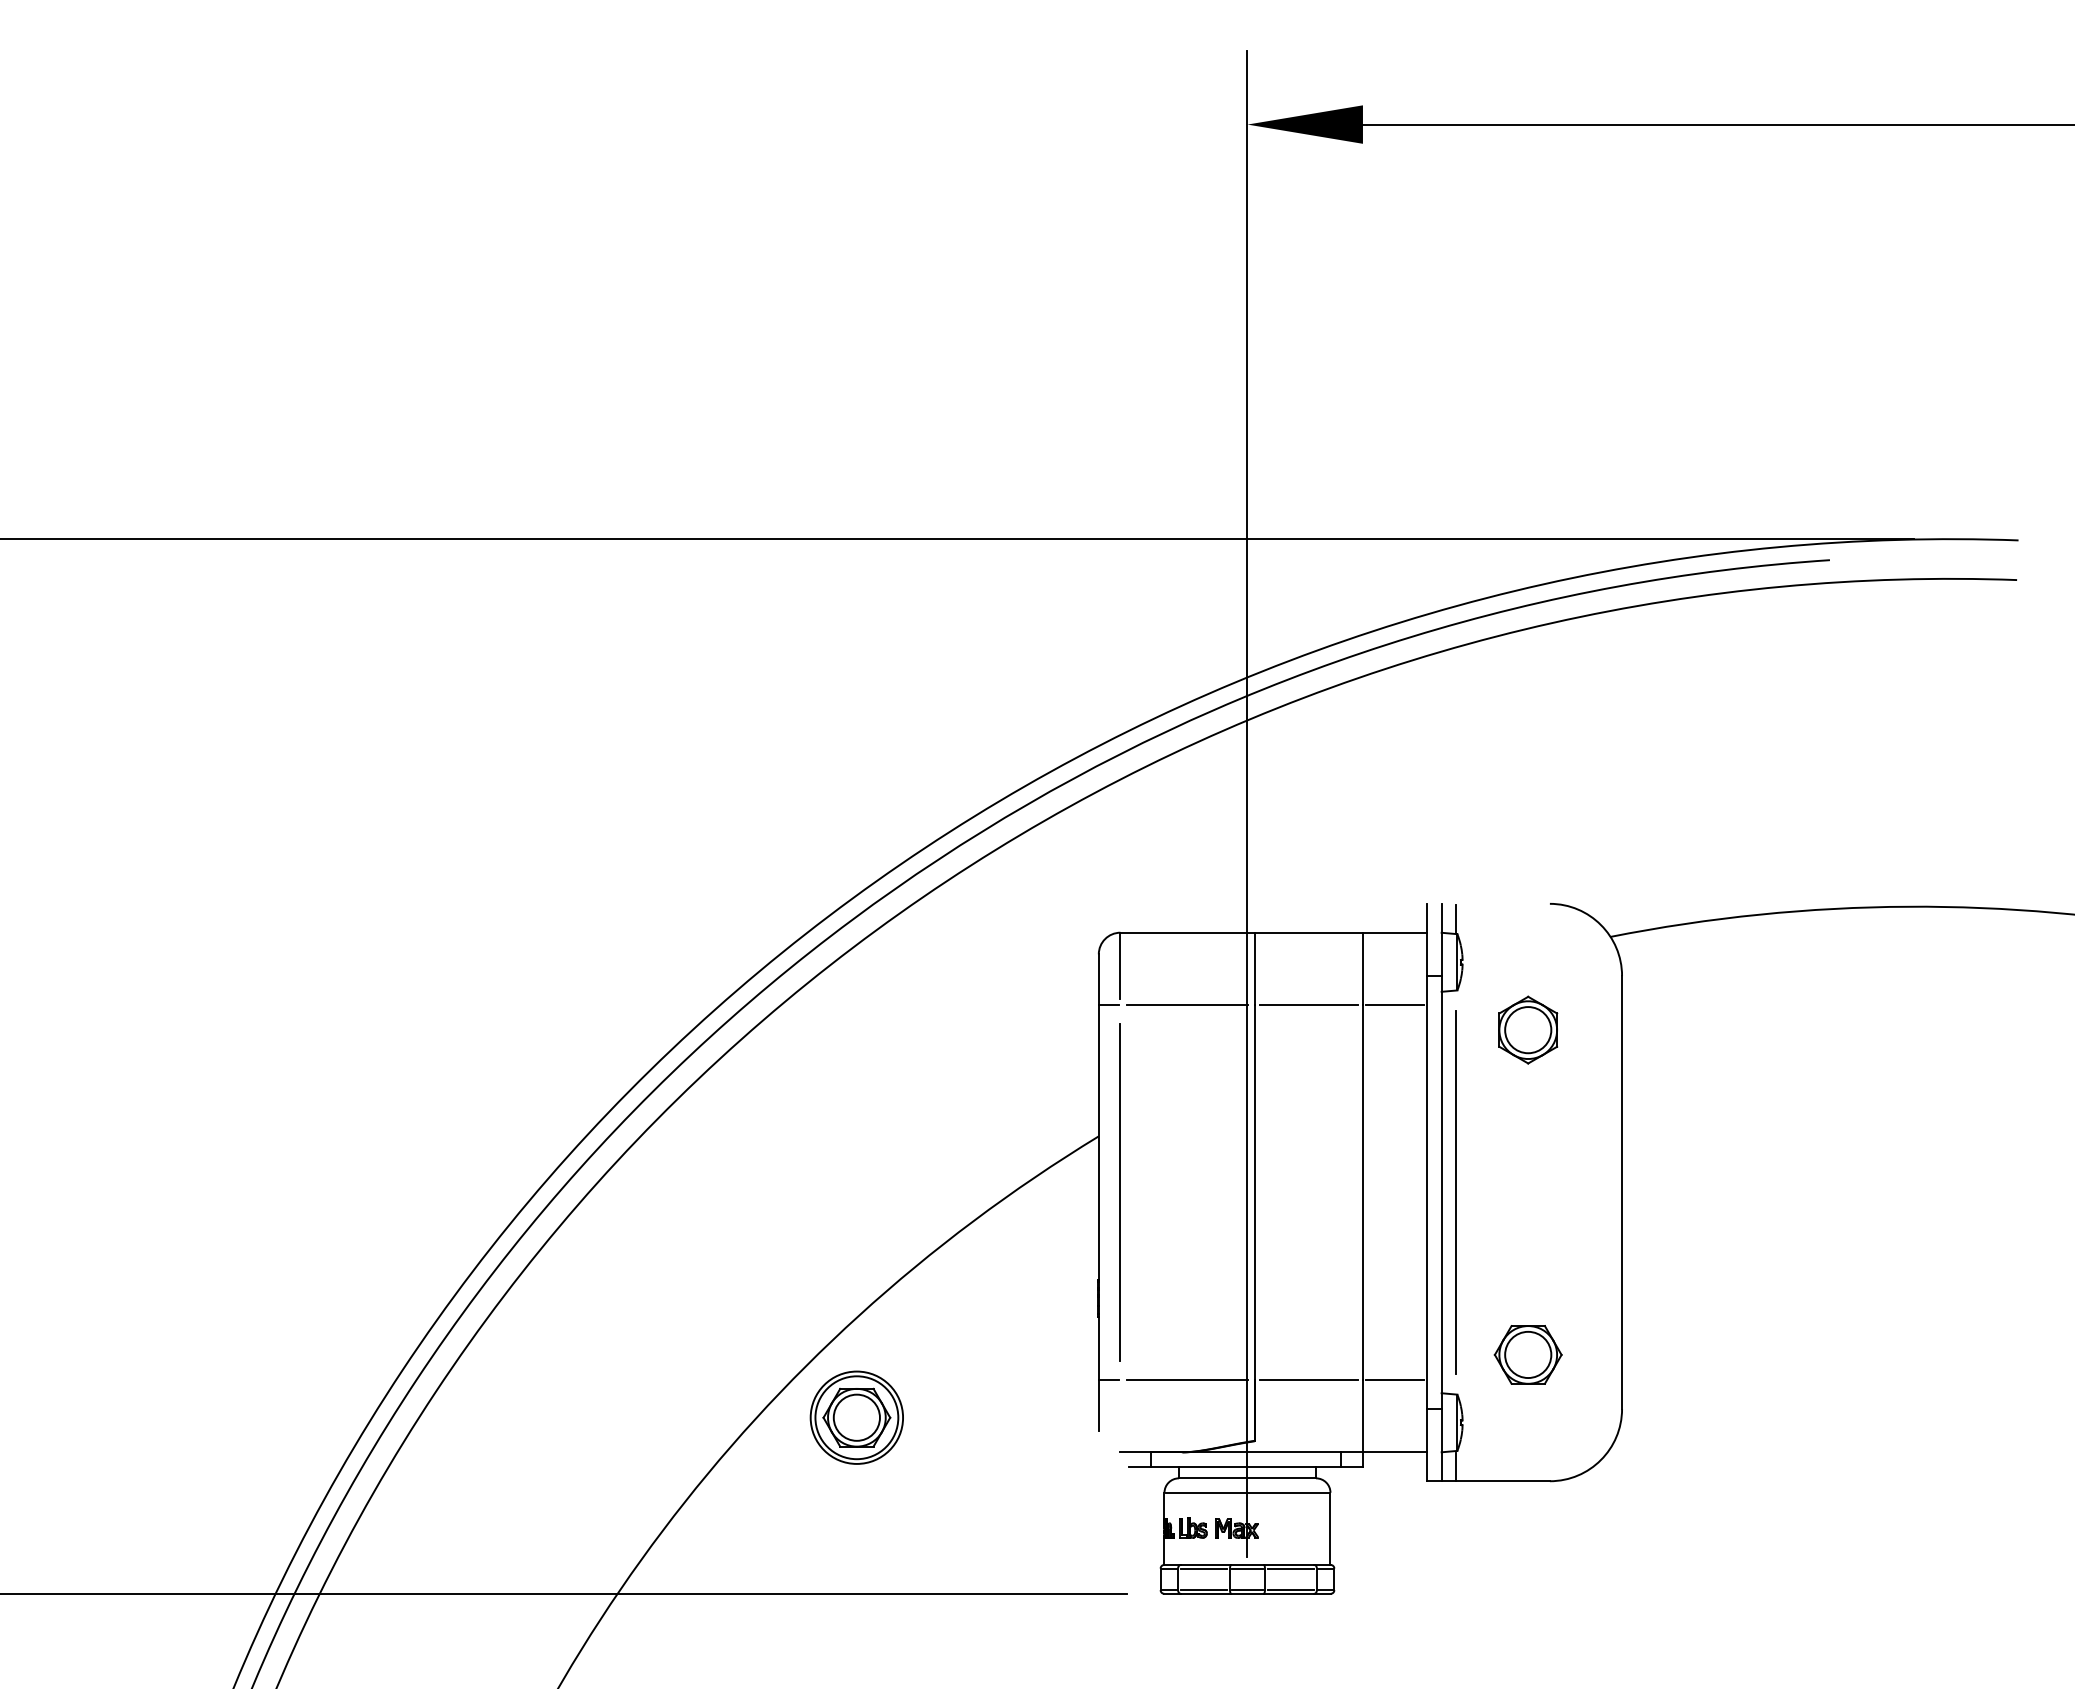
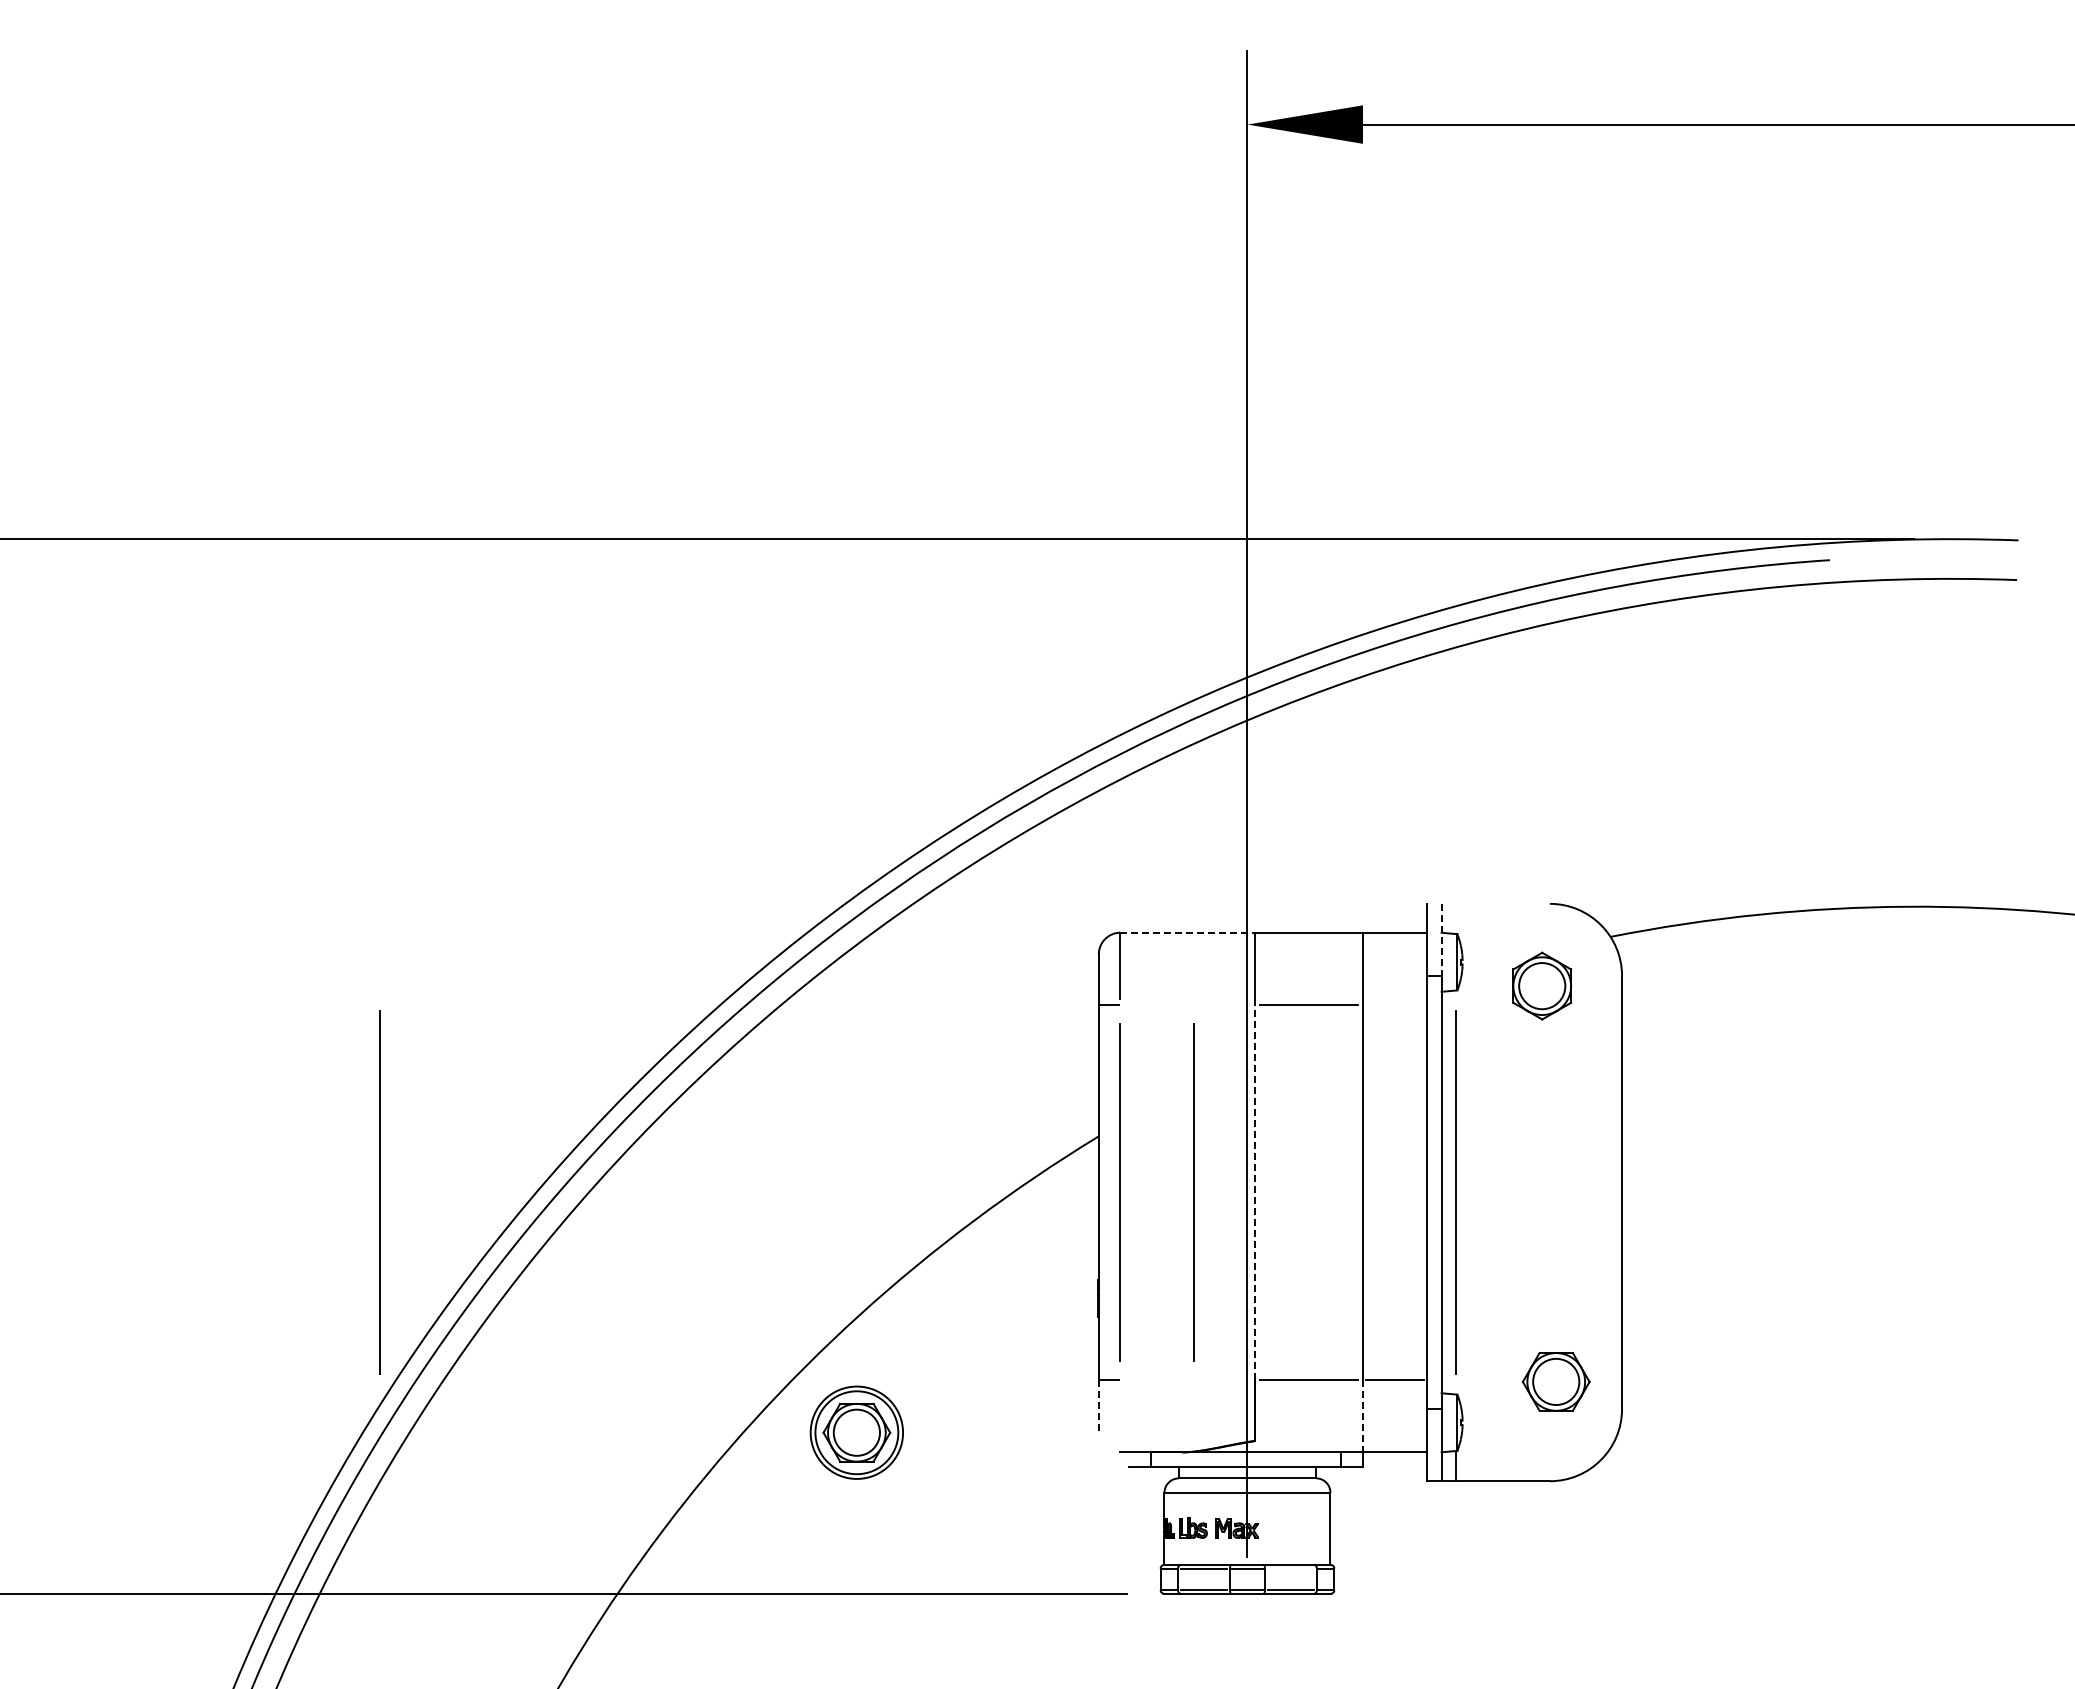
line: present -> none (1456, 918)
line: solid -> dashed (1188, 932)
line: solid -> dashed (1441, 940)
line: present -> none (1187, 1004)
line: present -> none (1394, 1004)
part position: (1528, 1029) -> (1542, 985) (1542, 985)
line: none -> present (379, 1192)
line: none -> present (1193, 1192)
line: solid -> dashed (1254, 1192)
part position: (1527, 1354) -> (1555, 1381) (1555, 1381)
line: present -> none (1187, 1380)
line: solid -> dashed (1098, 1404)
line: solid -> dashed (1362, 1416)
part position: (856, 1417) -> (856, 1432) (856, 1432)
line: present -> none (1290, 1568)
